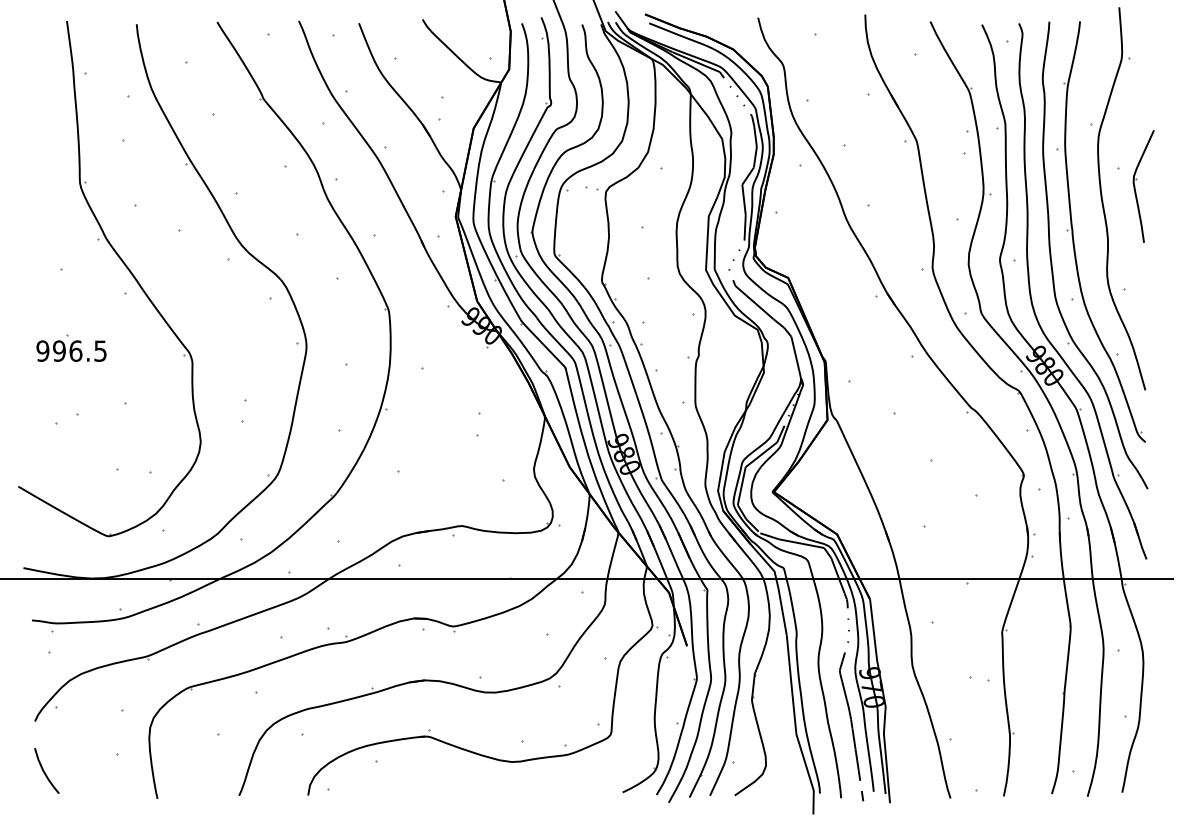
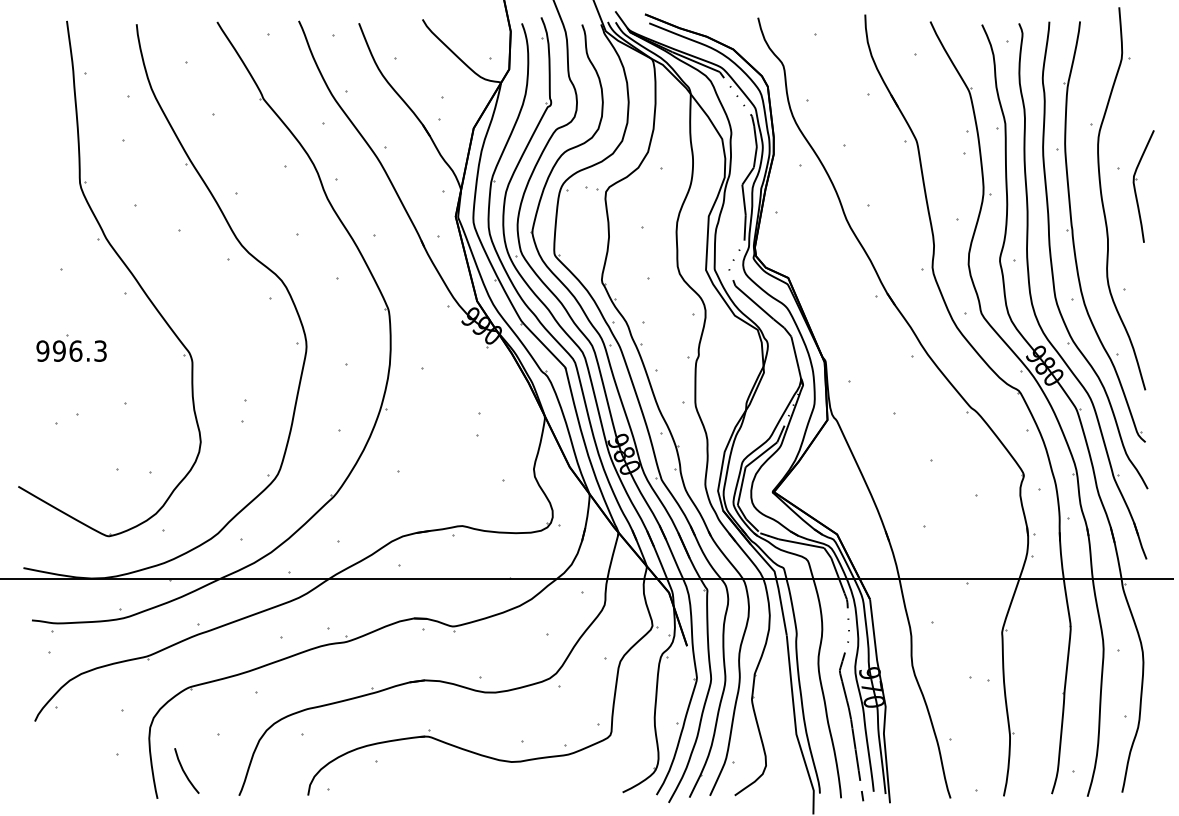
text: 996.5 -> 996.3 (100, 350)
curve position: (44, 770) -> (184, 770) (184, 770)
